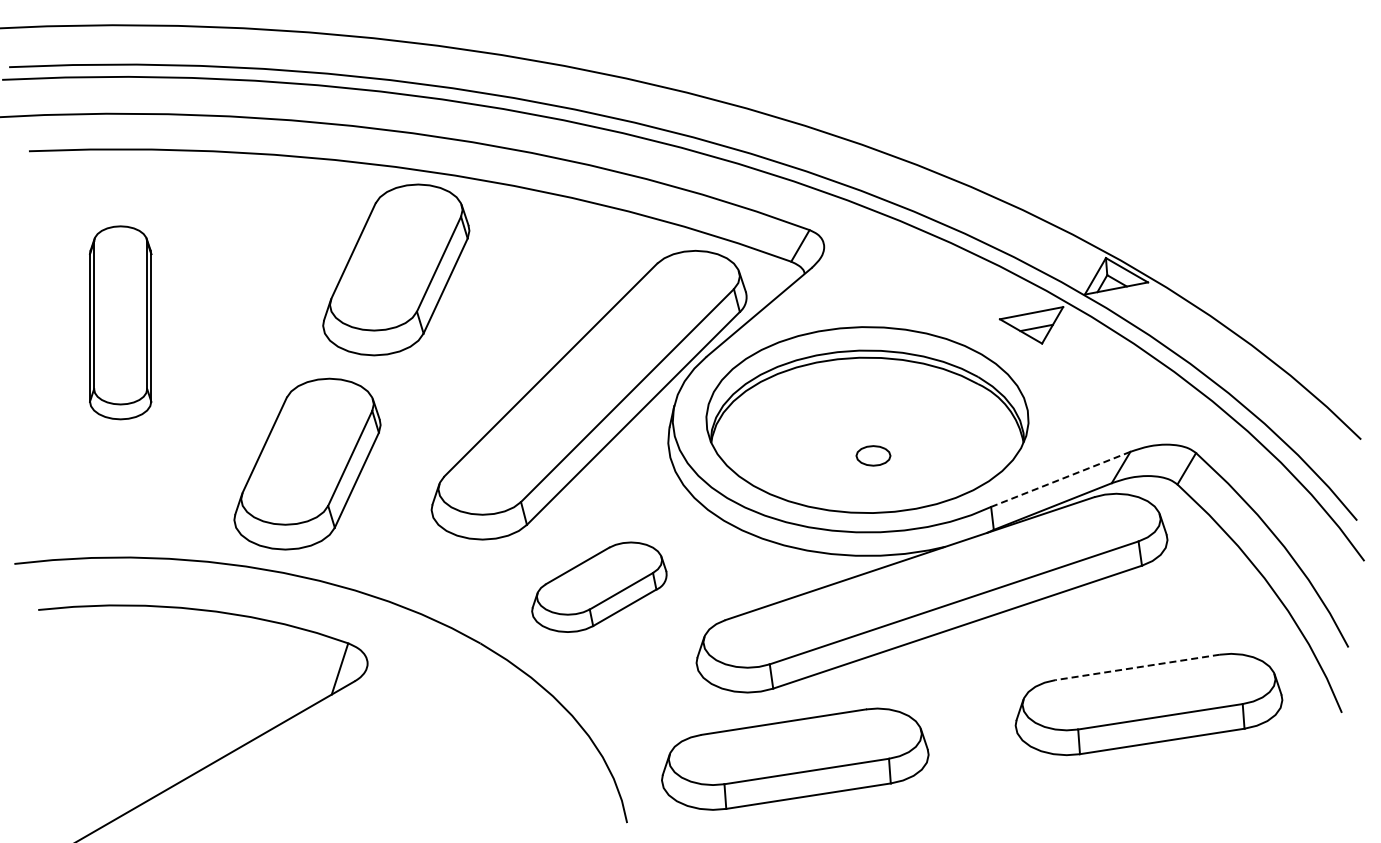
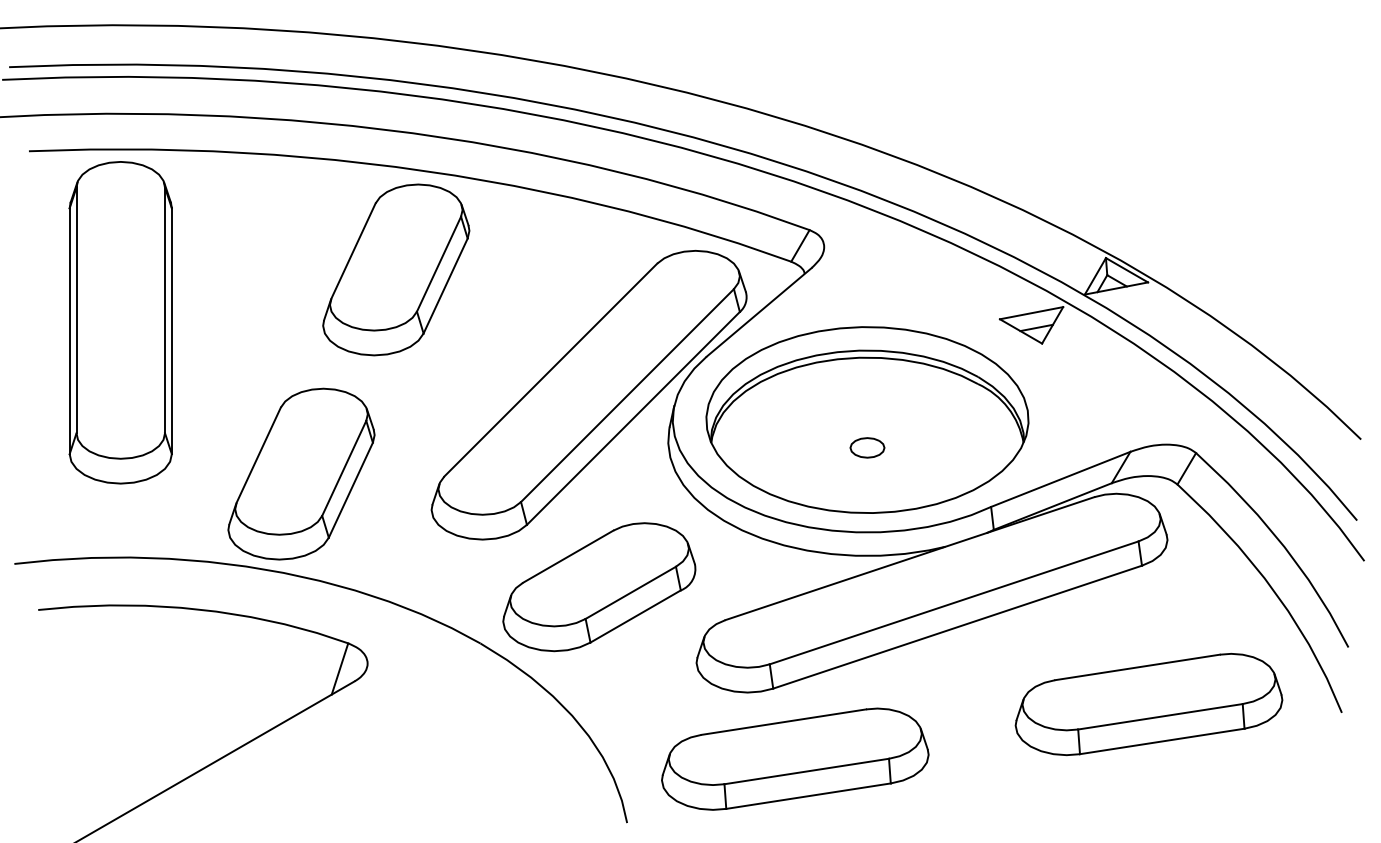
part size: 64x196 px -> 105x324 px (120, 322)
part position: (873, 455) -> (867, 447) (867, 447)
part position: (307, 463) -> (301, 473) (301, 473)
line: dashed -> solid (1060, 479)
part size: 137x92 px -> 195x131 px (599, 587)
line: dashed -> solid (1137, 667)
